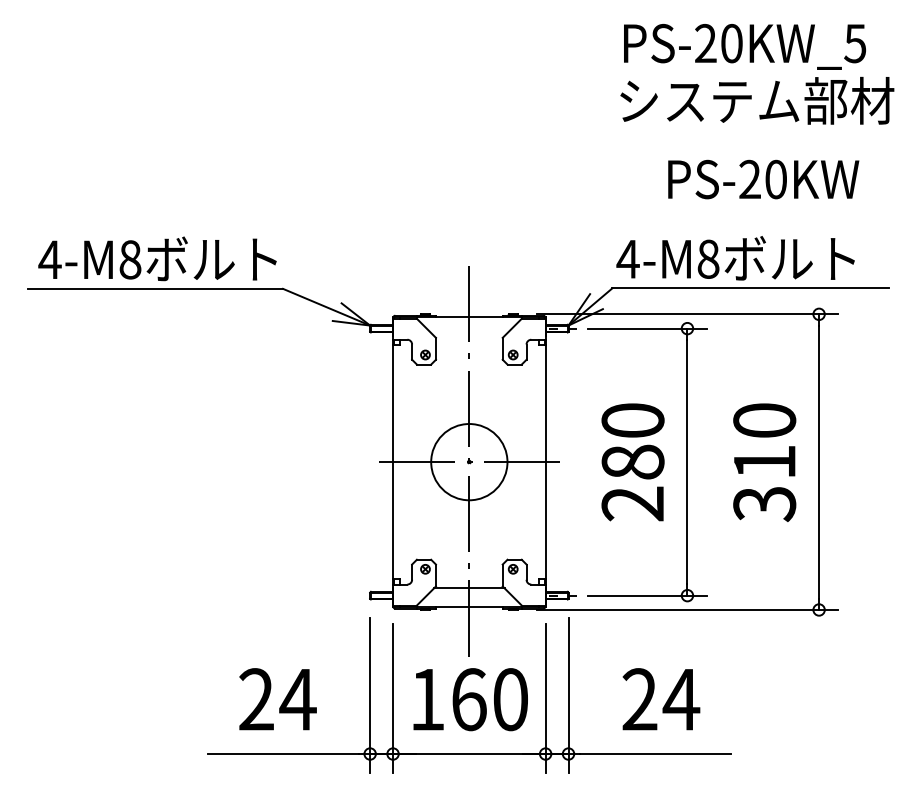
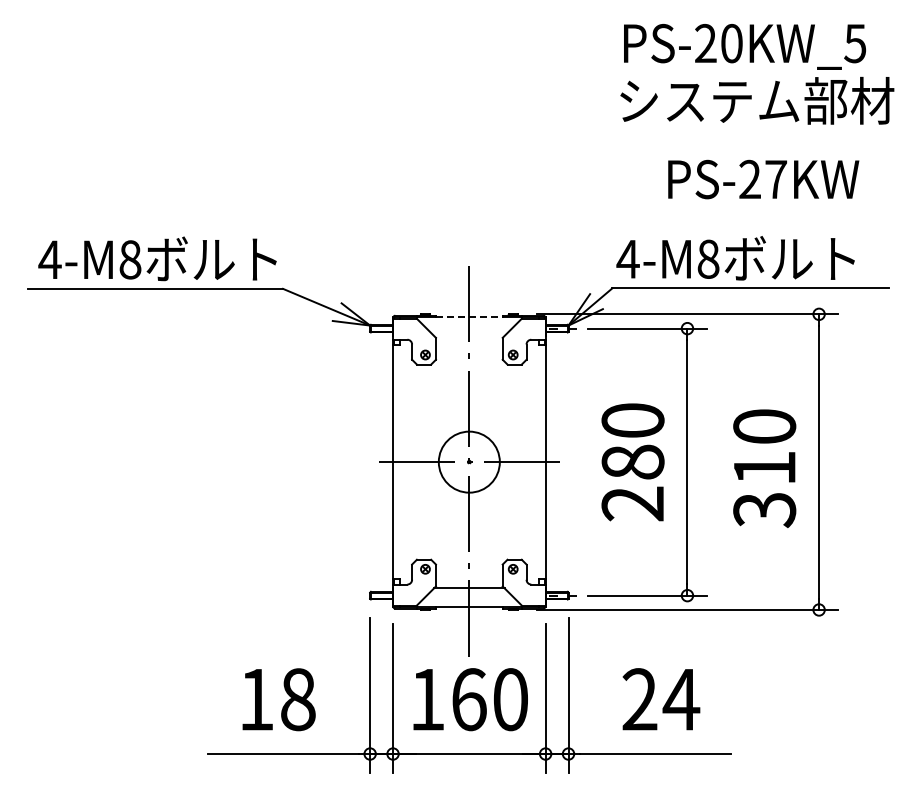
text: PS-20KW -> PS-27KW (776, 179)
line: solid -> dashed (469, 316)
circle diameter: 76 px -> 61 px (468, 461)
text position: (764, 462) -> (764, 468) (764, 468)
text: 24 -> 18 (277, 699)
